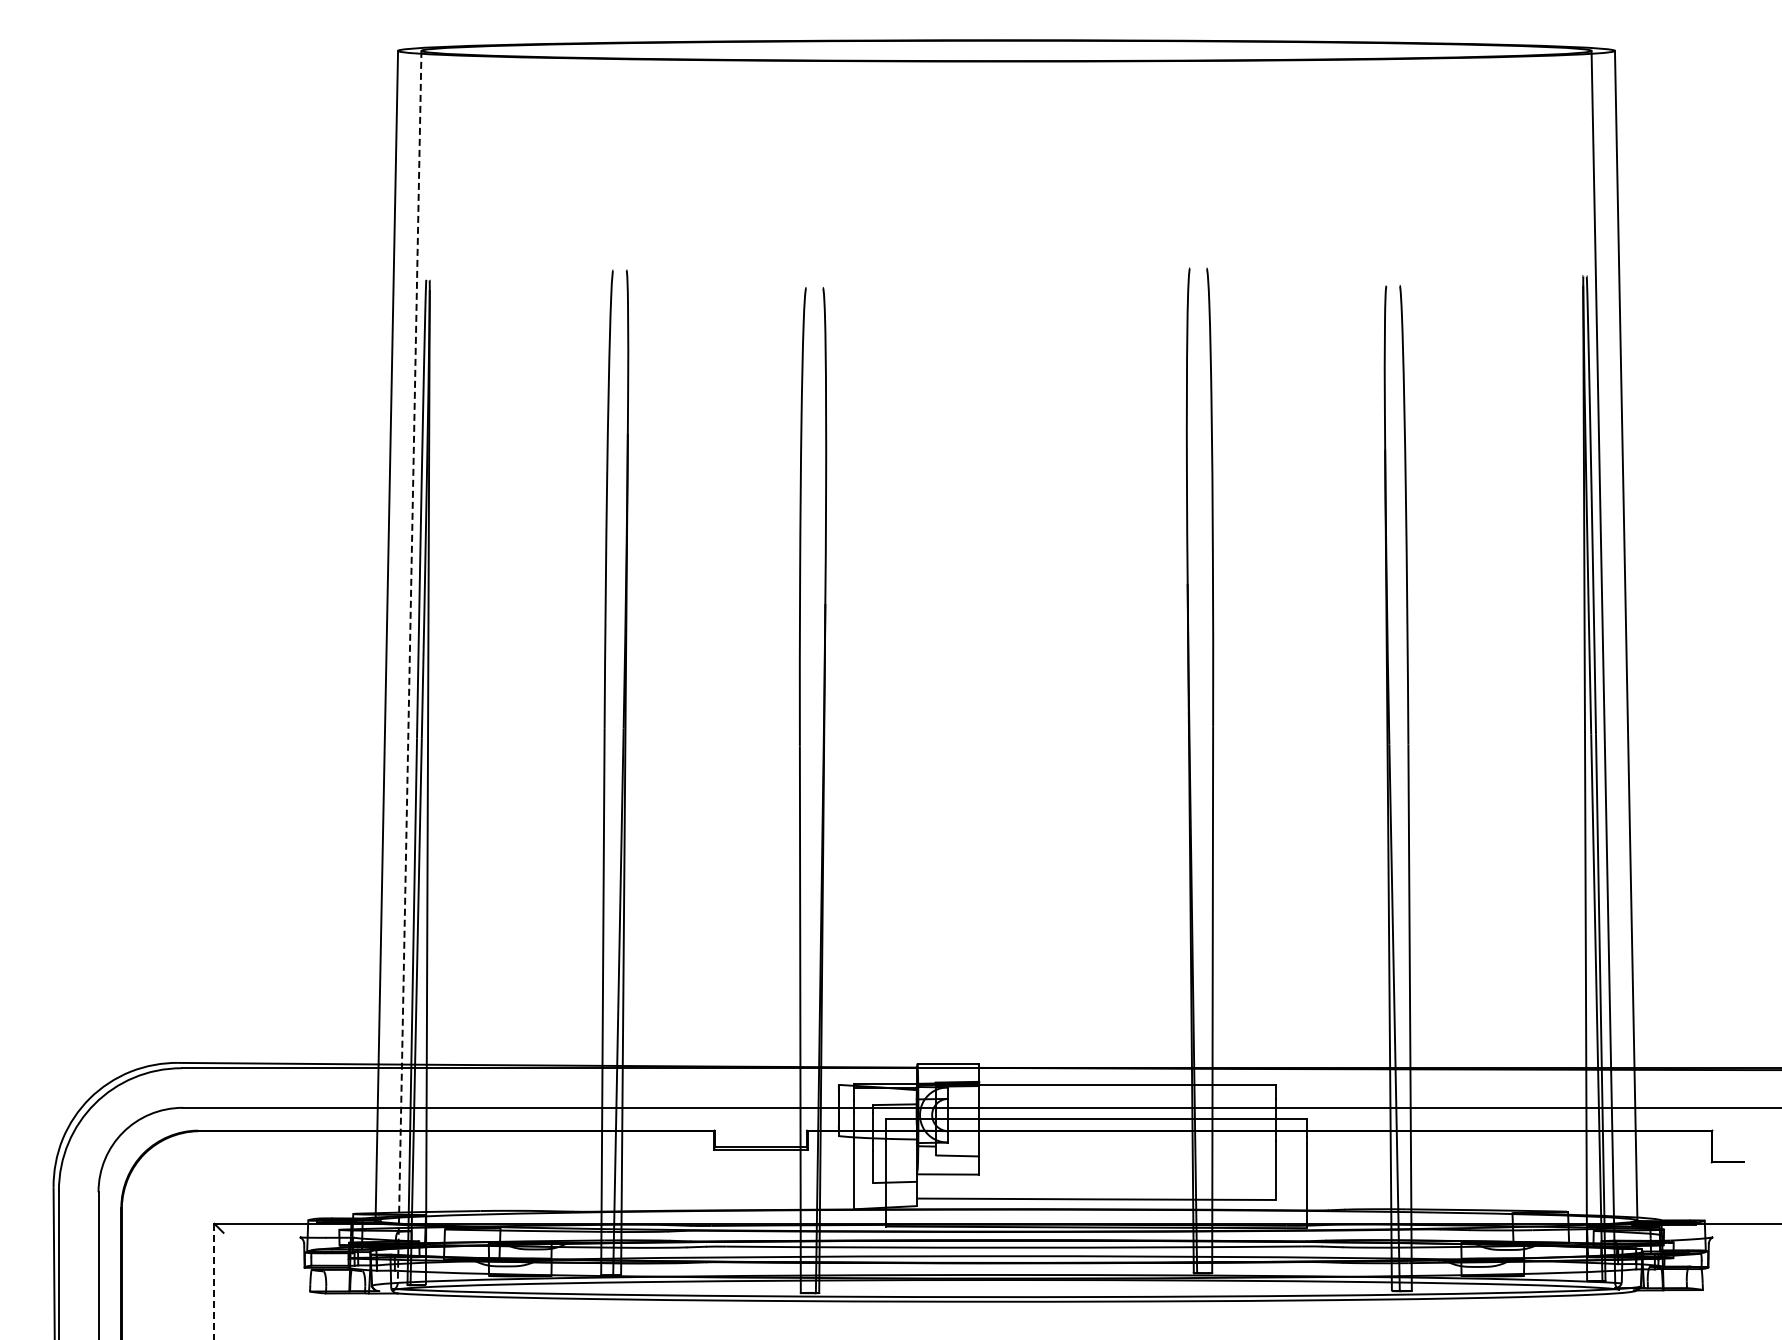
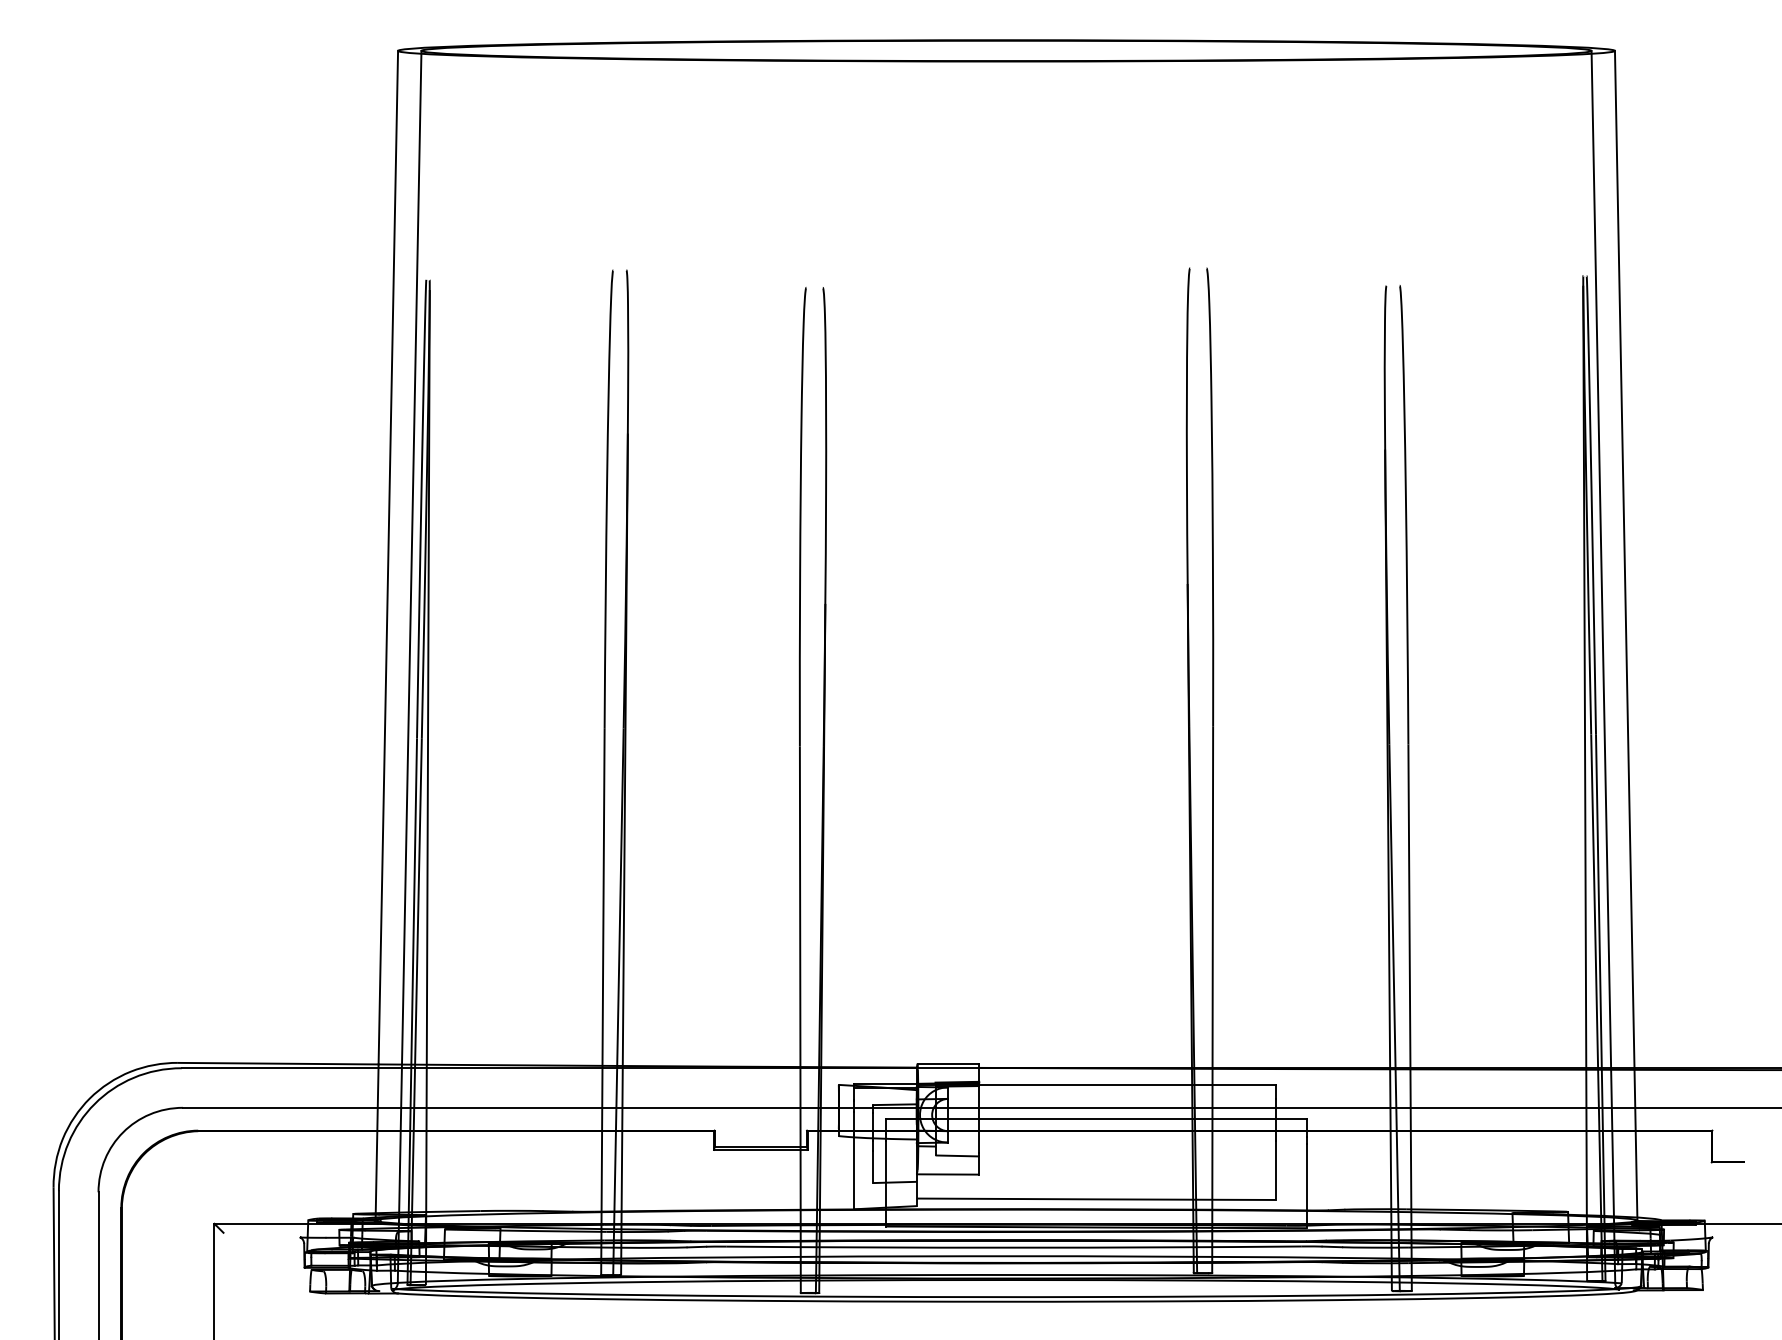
line: dashed -> solid (409, 667)
line: dashed -> solid (214, 1281)
